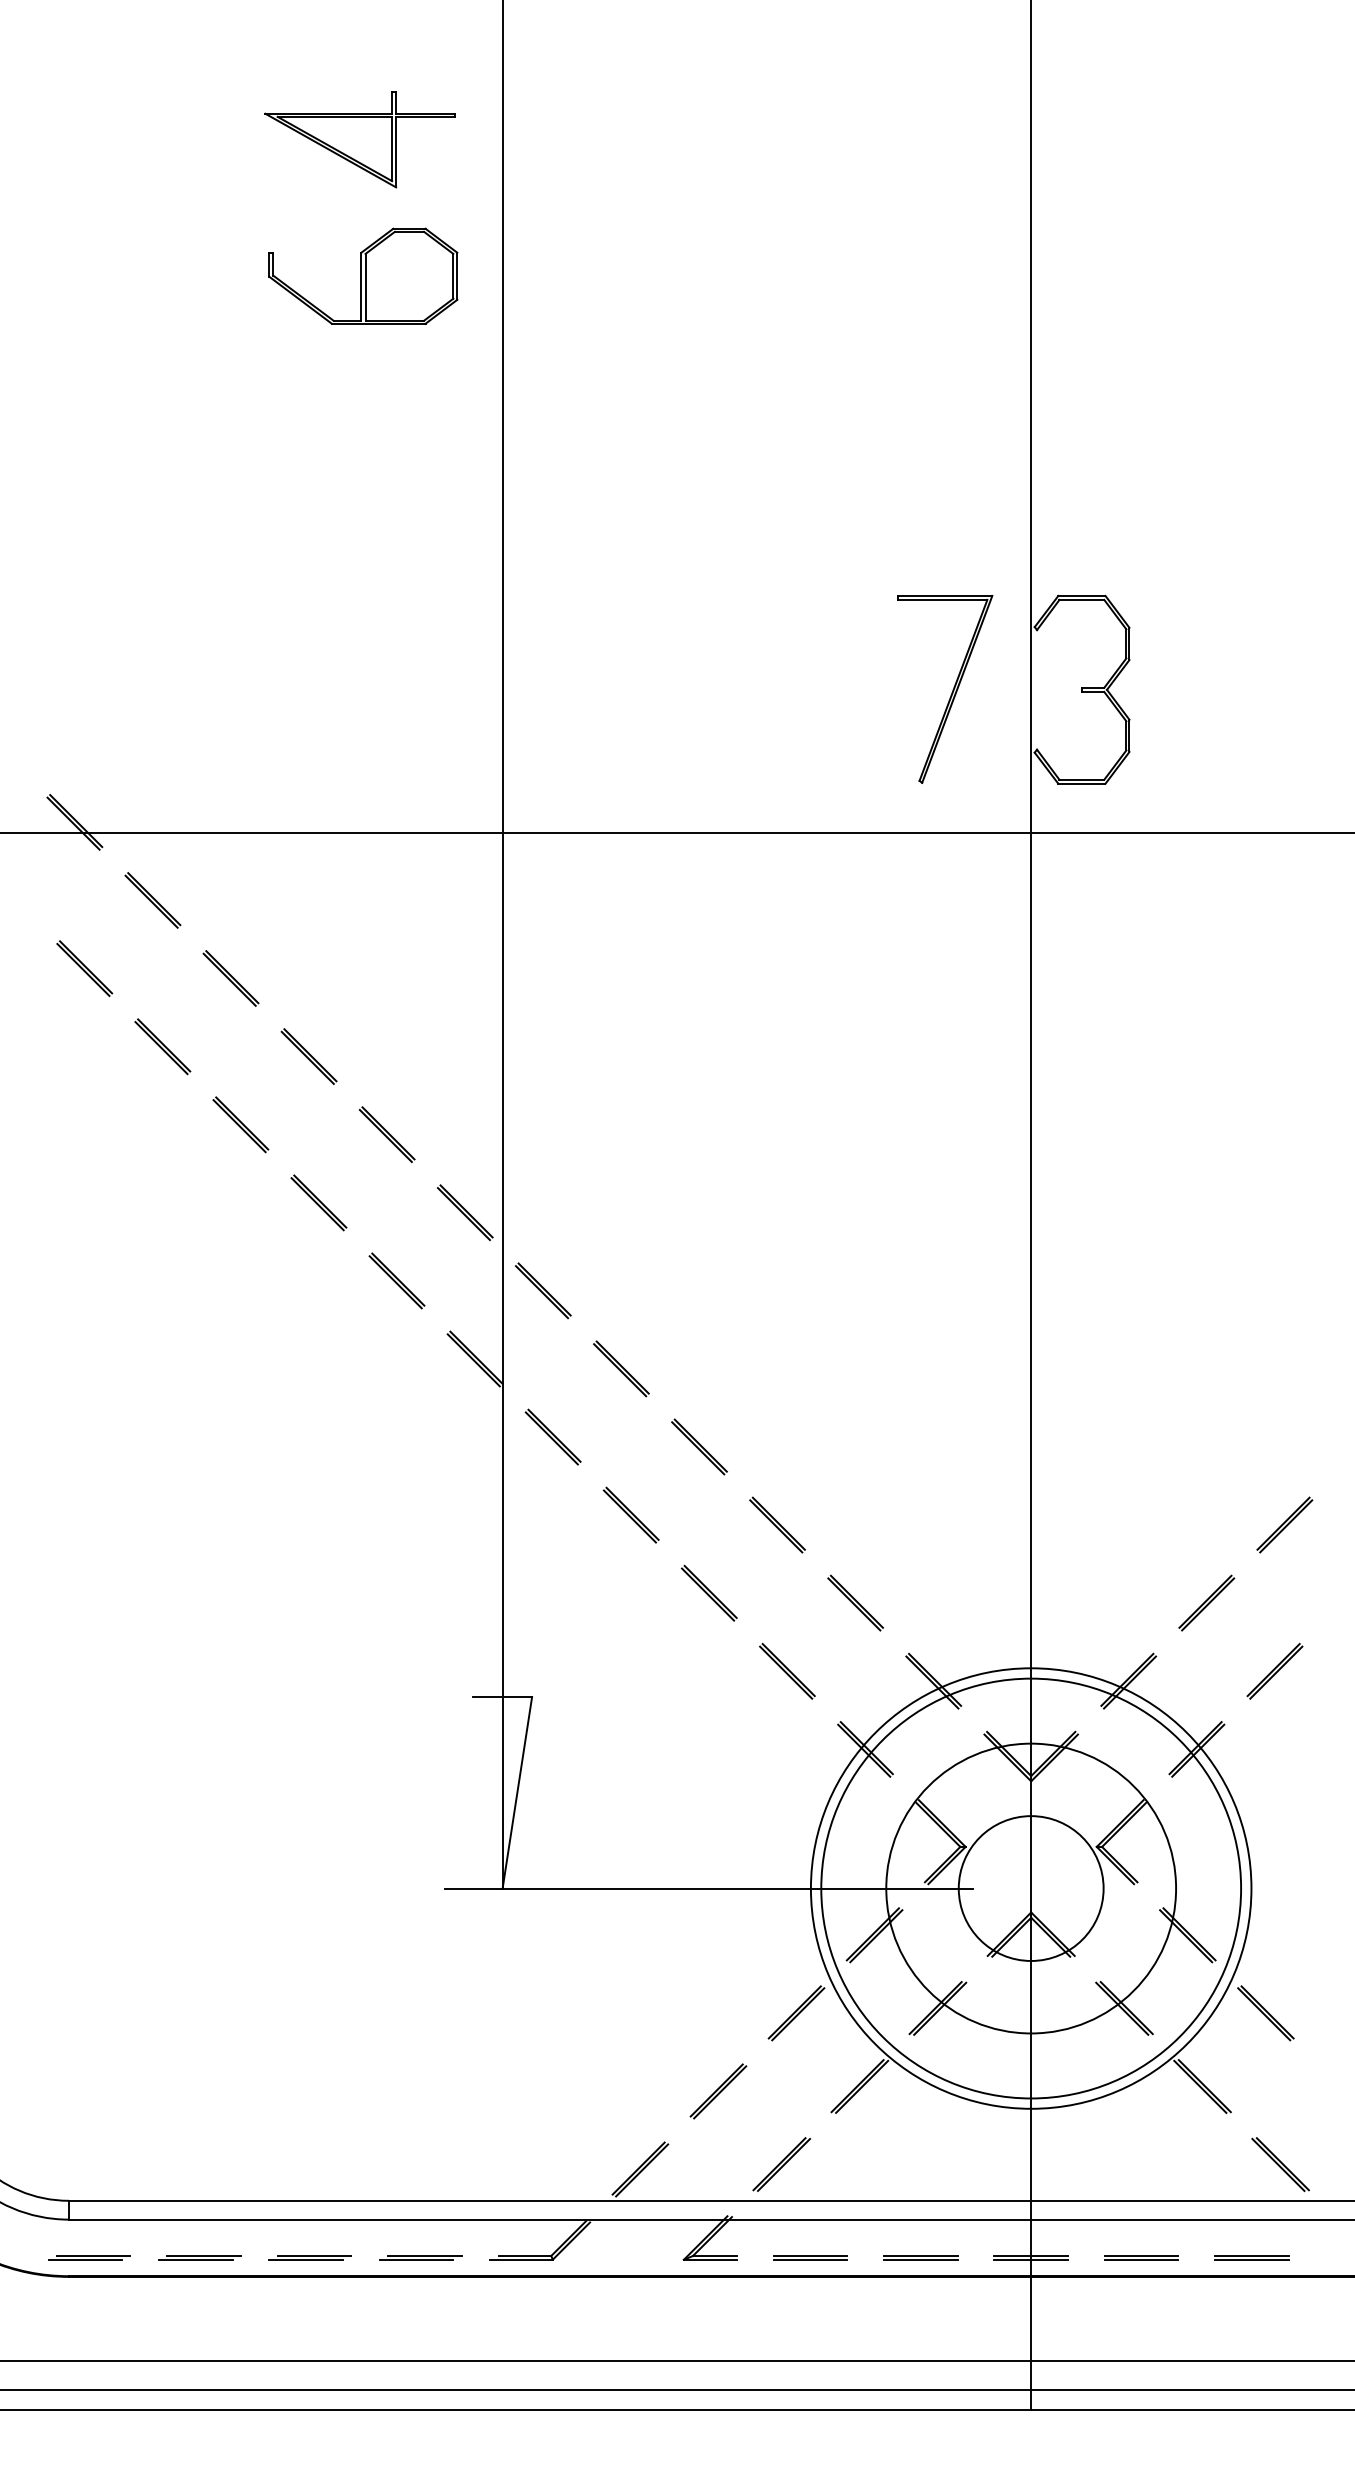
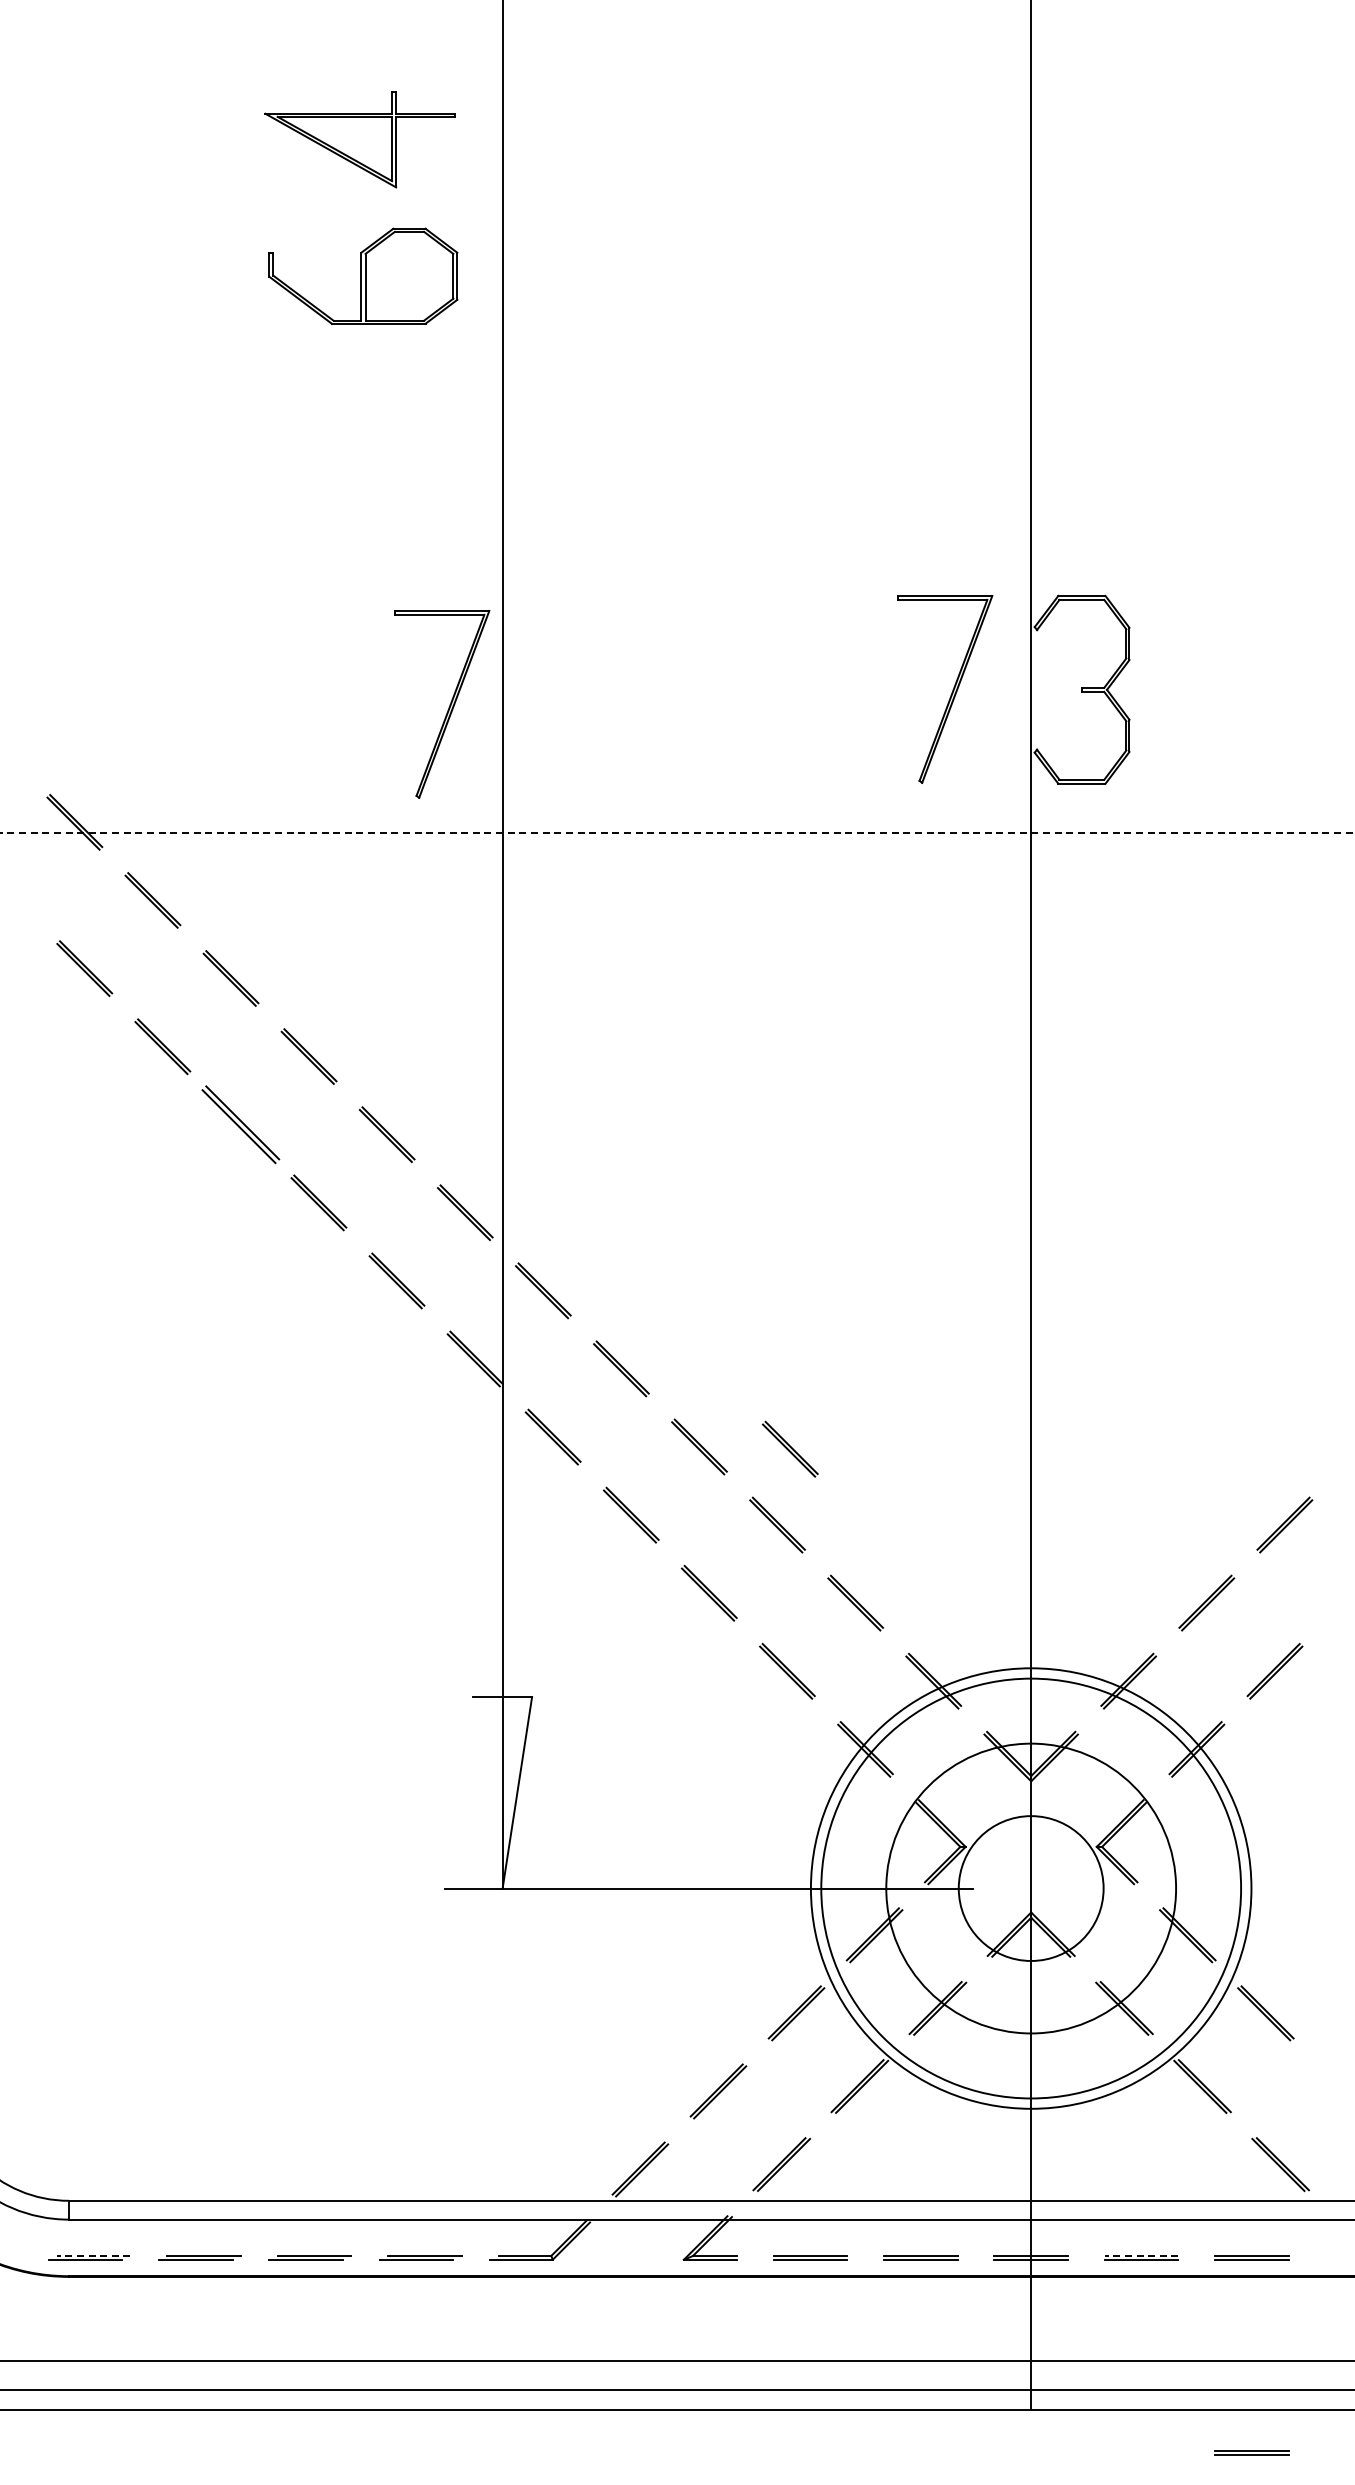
part: none -> present (448, 707)
line: solid -> dashed (677, 833)
part size: 58x58 px -> 80x80 px (240, 1124)
part: none -> present (789, 1448)
line: solid -> dashed (93, 2255)
line: solid -> dashed (1141, 2255)
part: none -> present (1251, 2452)
